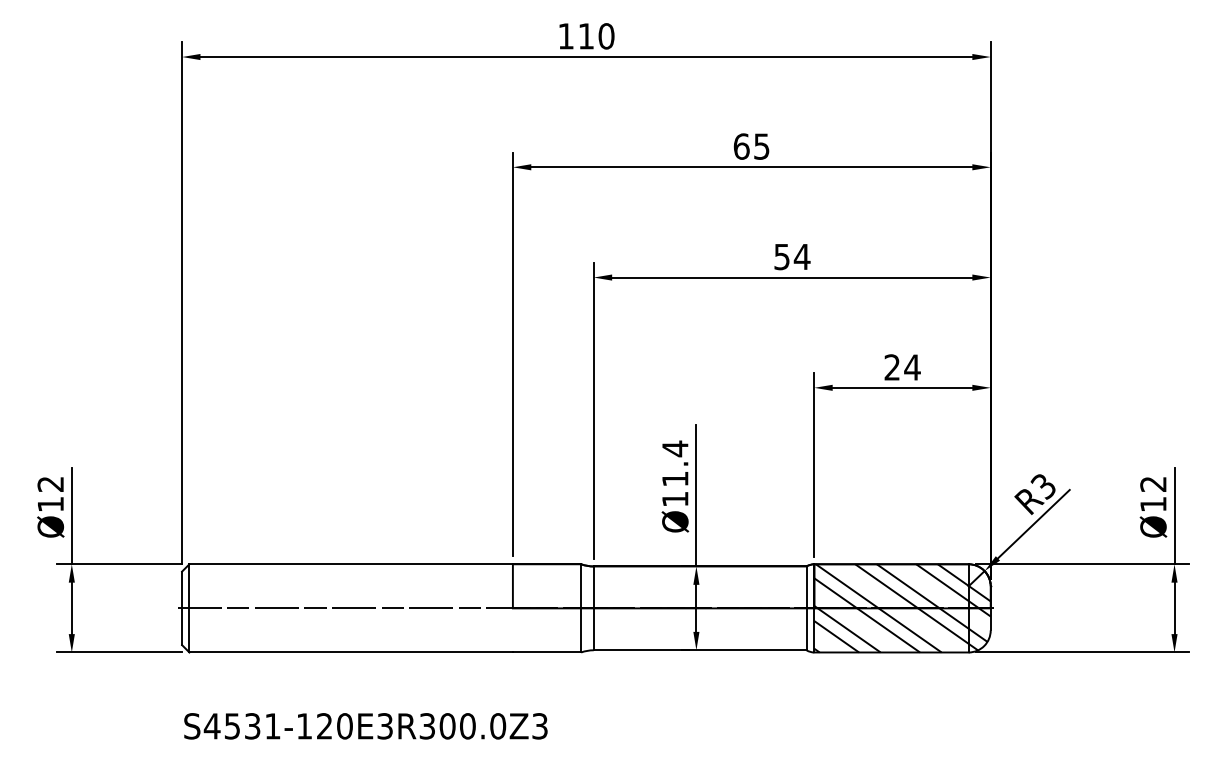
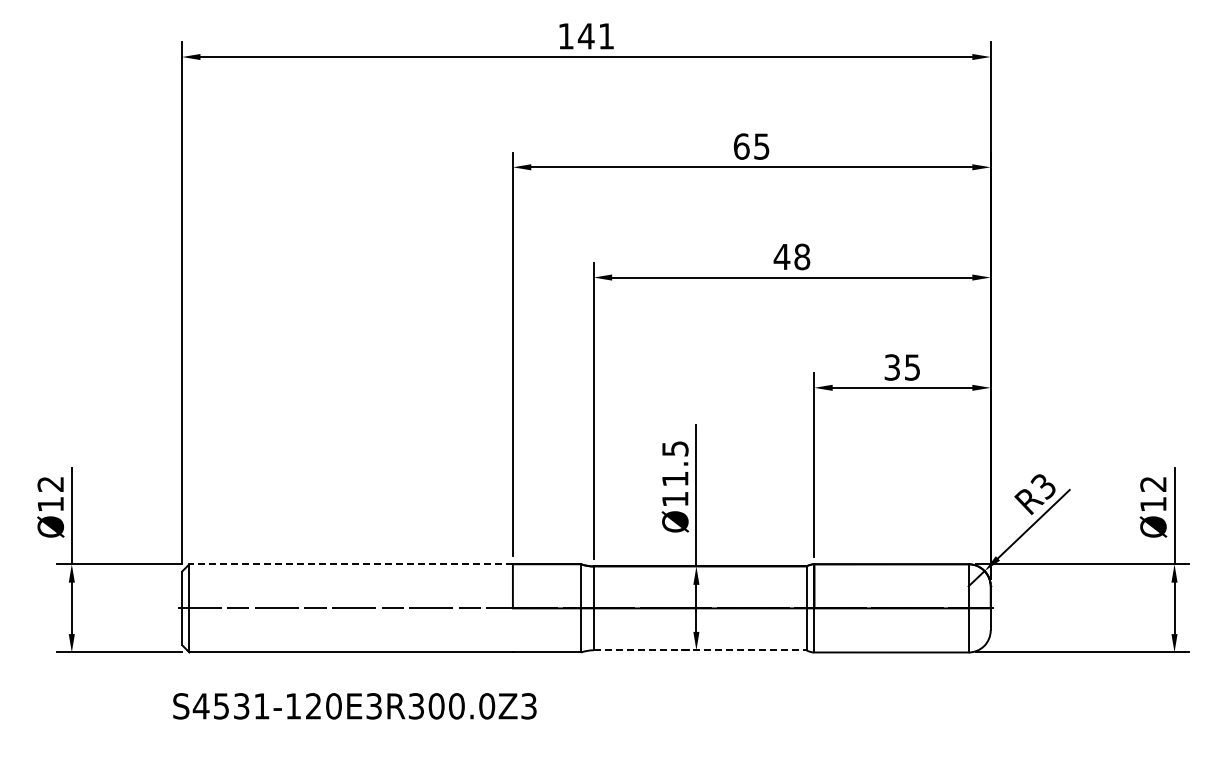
text: 110 -> 141 (595, 36)
text: 54 -> 48 (791, 256)
text: 24 -> 35 (902, 367)
text: Ø11.4 -> Ø11.5 (675, 448)
line: solid -> dashed (351, 564)
hatch: present -> none (902, 608)
line: solid -> dashed (700, 650)
text position: (365, 726) -> (354, 706) (354, 706)
